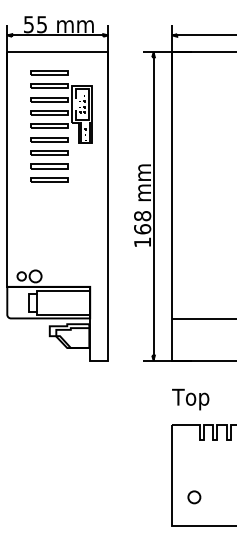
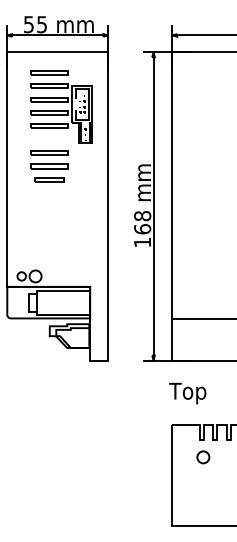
part: present -> none (49, 139)
part size: 39x6 px -> 31x6 px (49, 179)
text position: (190, 399) -> (187, 393) (187, 393)
curve position: (198, 499) -> (207, 459) (207, 459)
